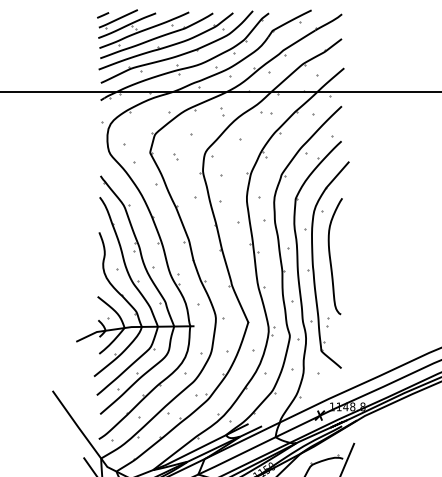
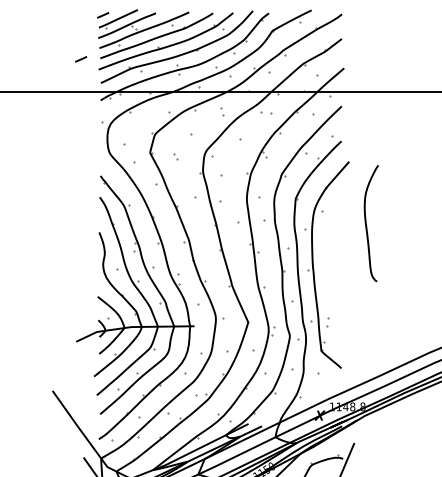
line: none -> present (81, 59)
curve position: (330, 256) -> (366, 223) (366, 223)
